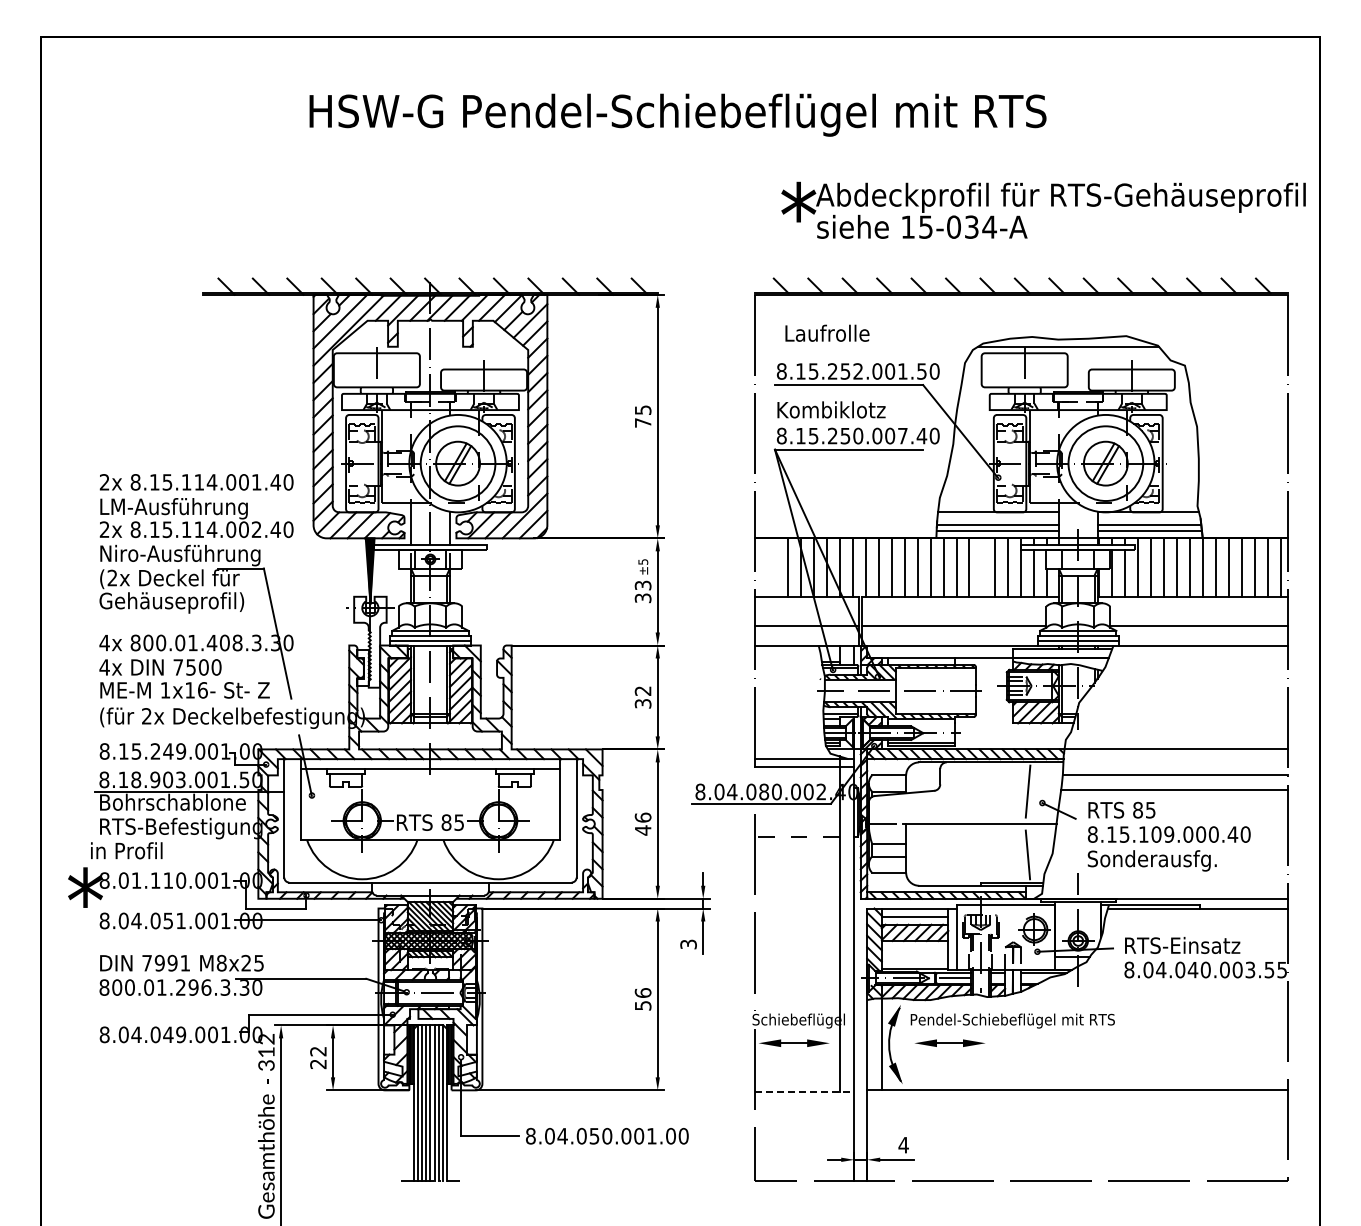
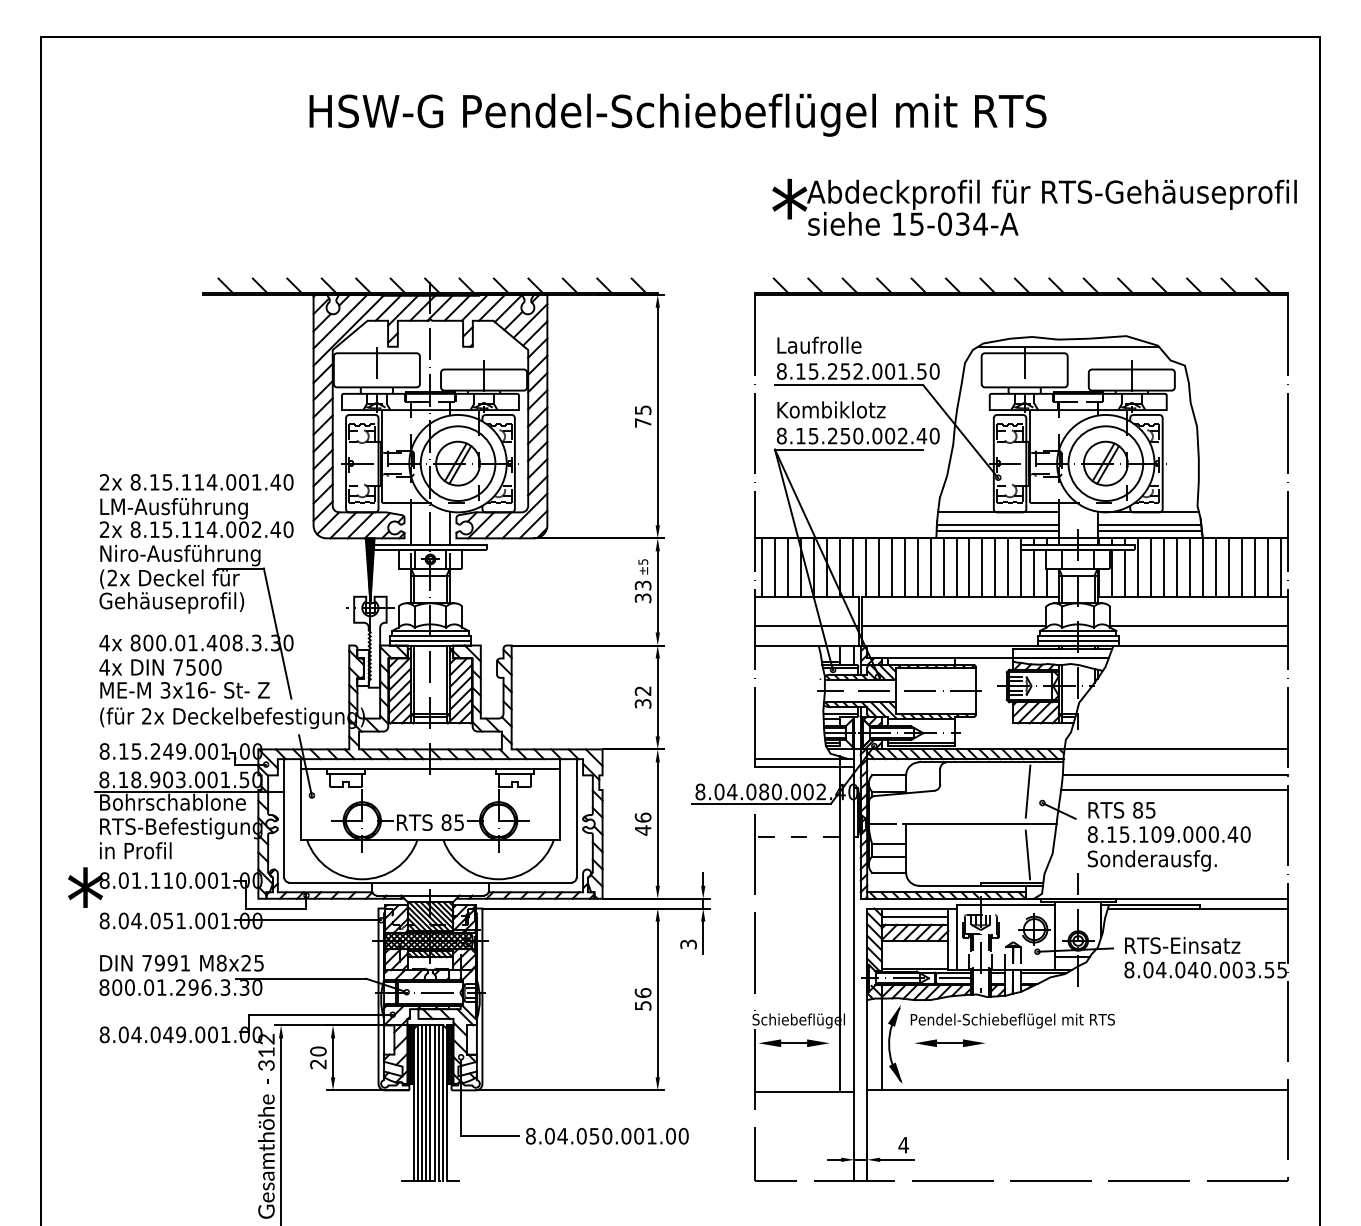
text position: (1043, 209) -> (1034, 206) (1034, 206)
text position: (827, 332) -> (819, 344) (819, 344)
text: 8.15.250.007.40 -> 8.15.250.002.40 (902, 435)
line: none -> present (761, 567)
line: none -> present (774, 567)
line: none -> present (982, 567)
text: 1x16- -> 3x16- (165, 690)
text position: (126, 850) -> (135, 850) (135, 850)
text: 22 -> 20 (318, 1051)
line: dashed -> solid (804, 1091)
